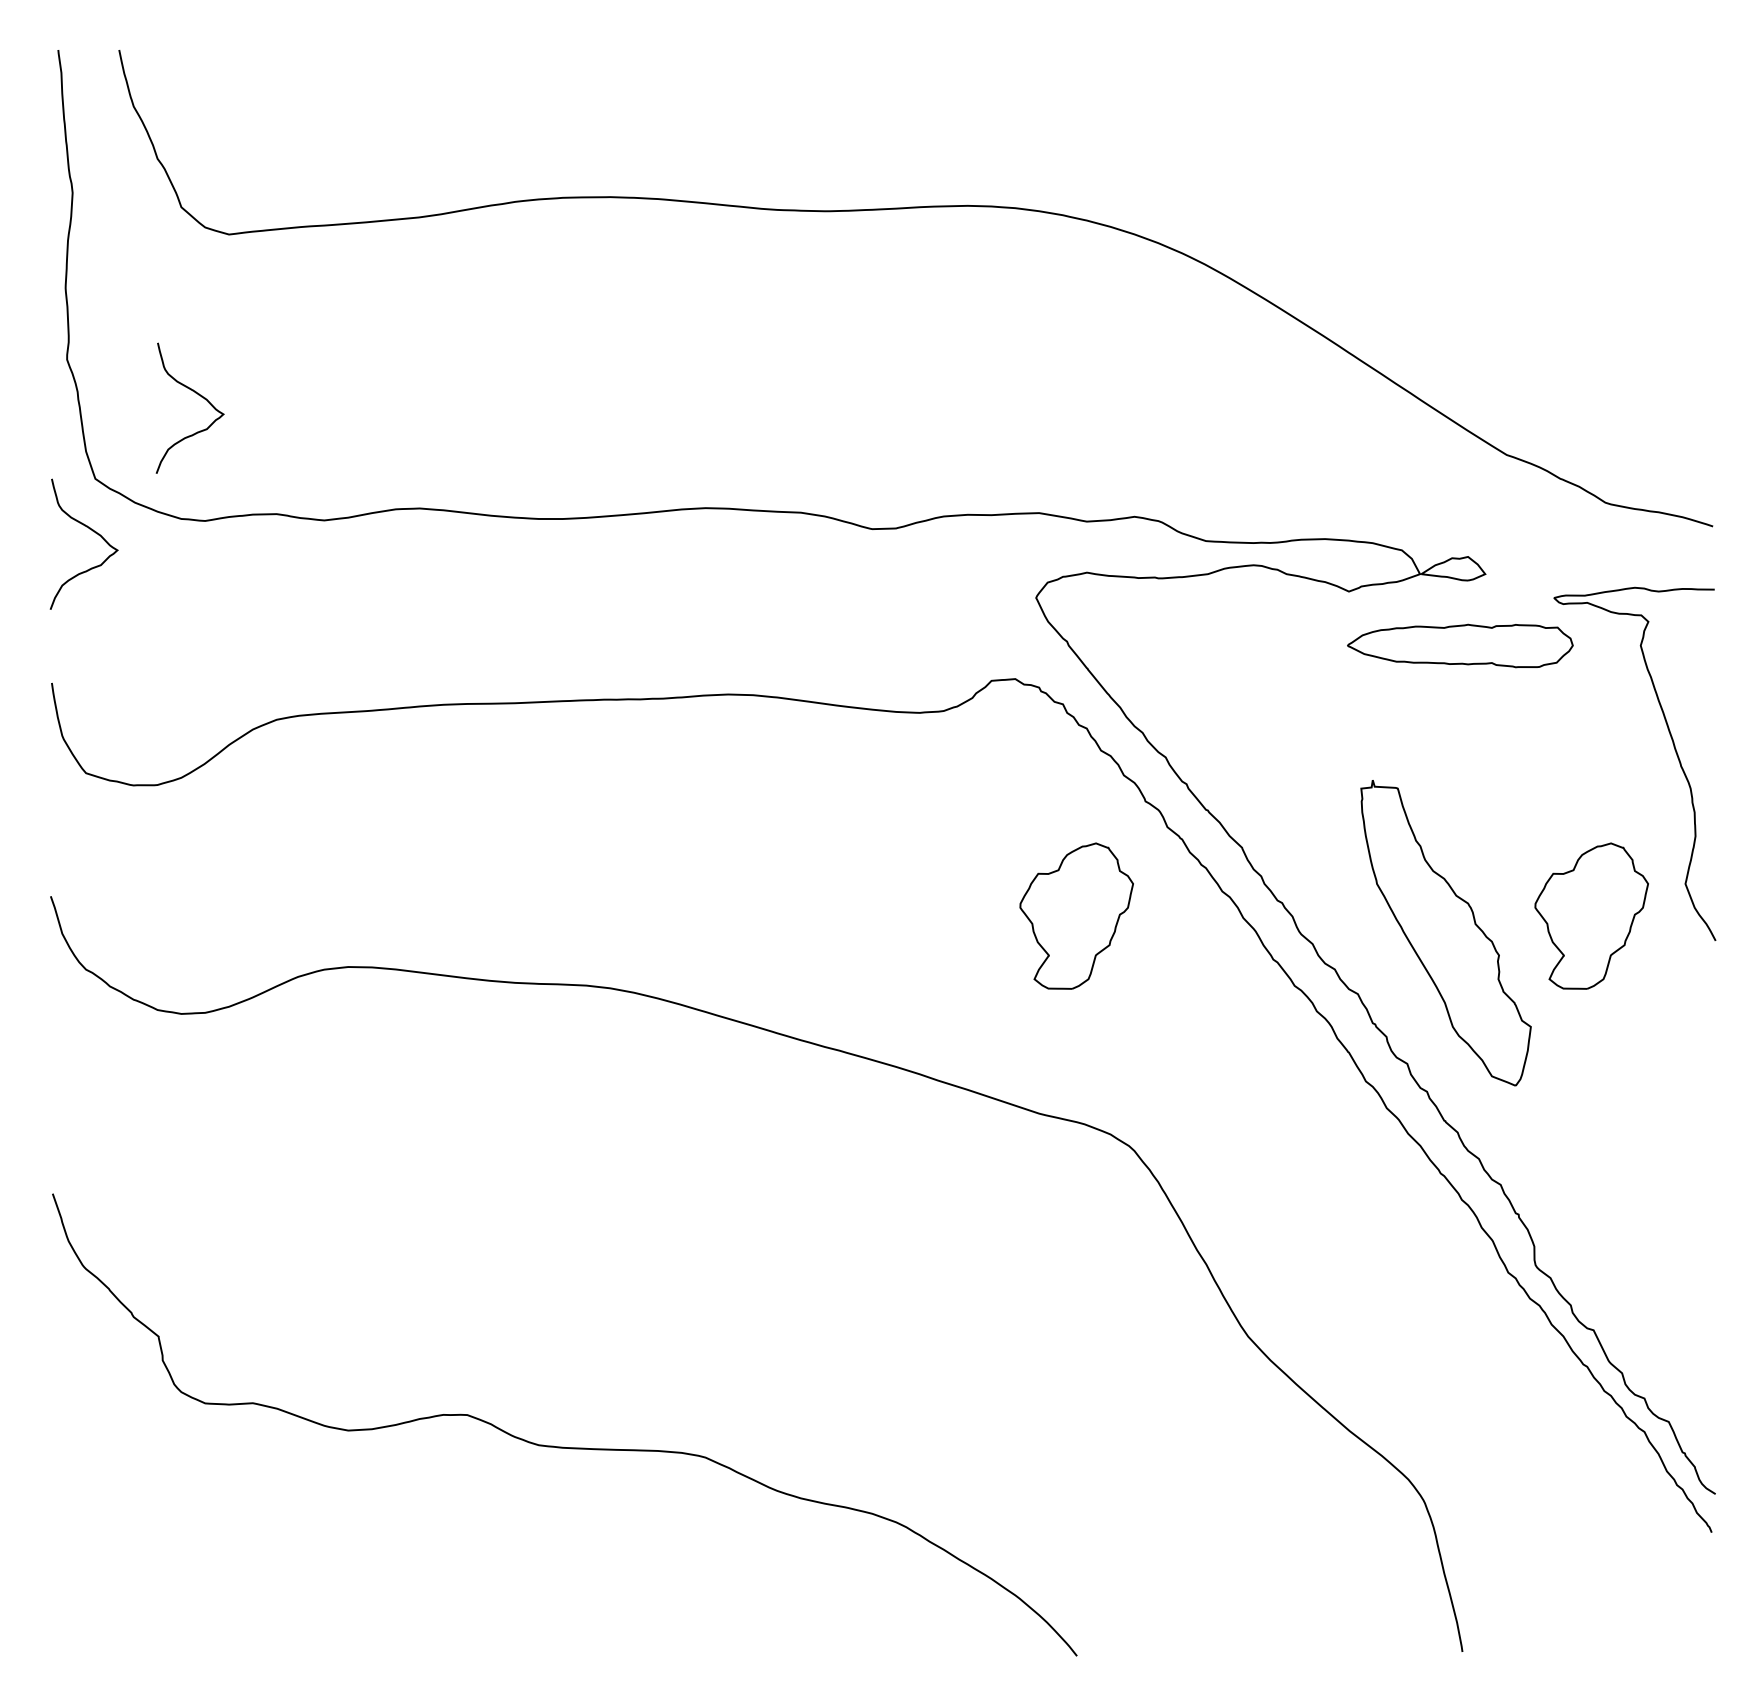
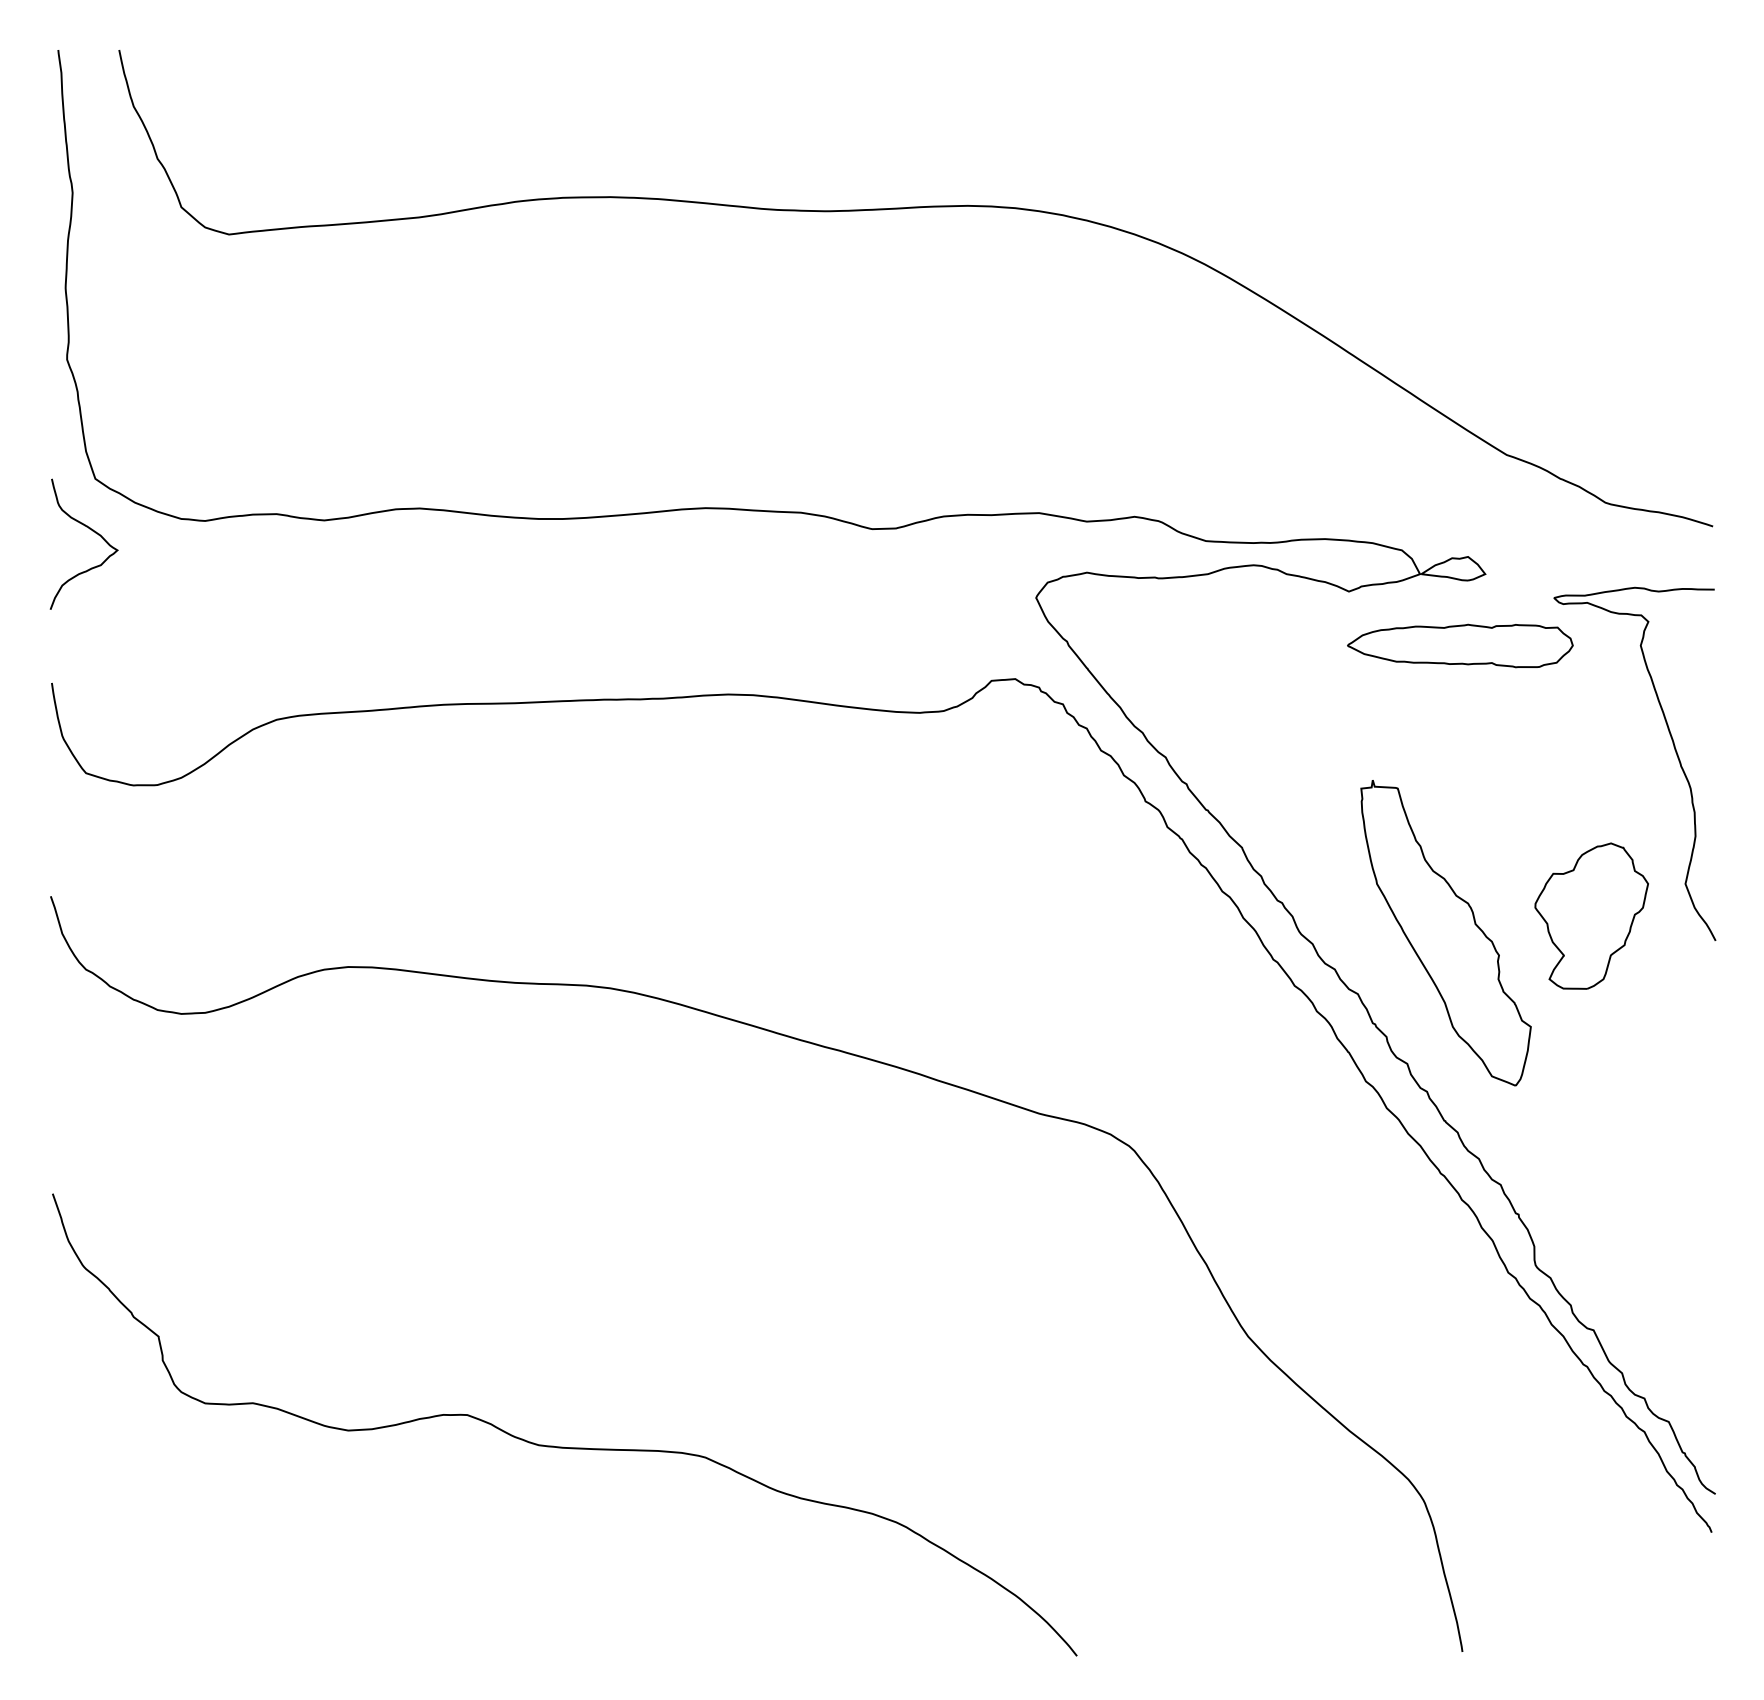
curve: present -> none (198, 395)
part: present -> none (1076, 915)
